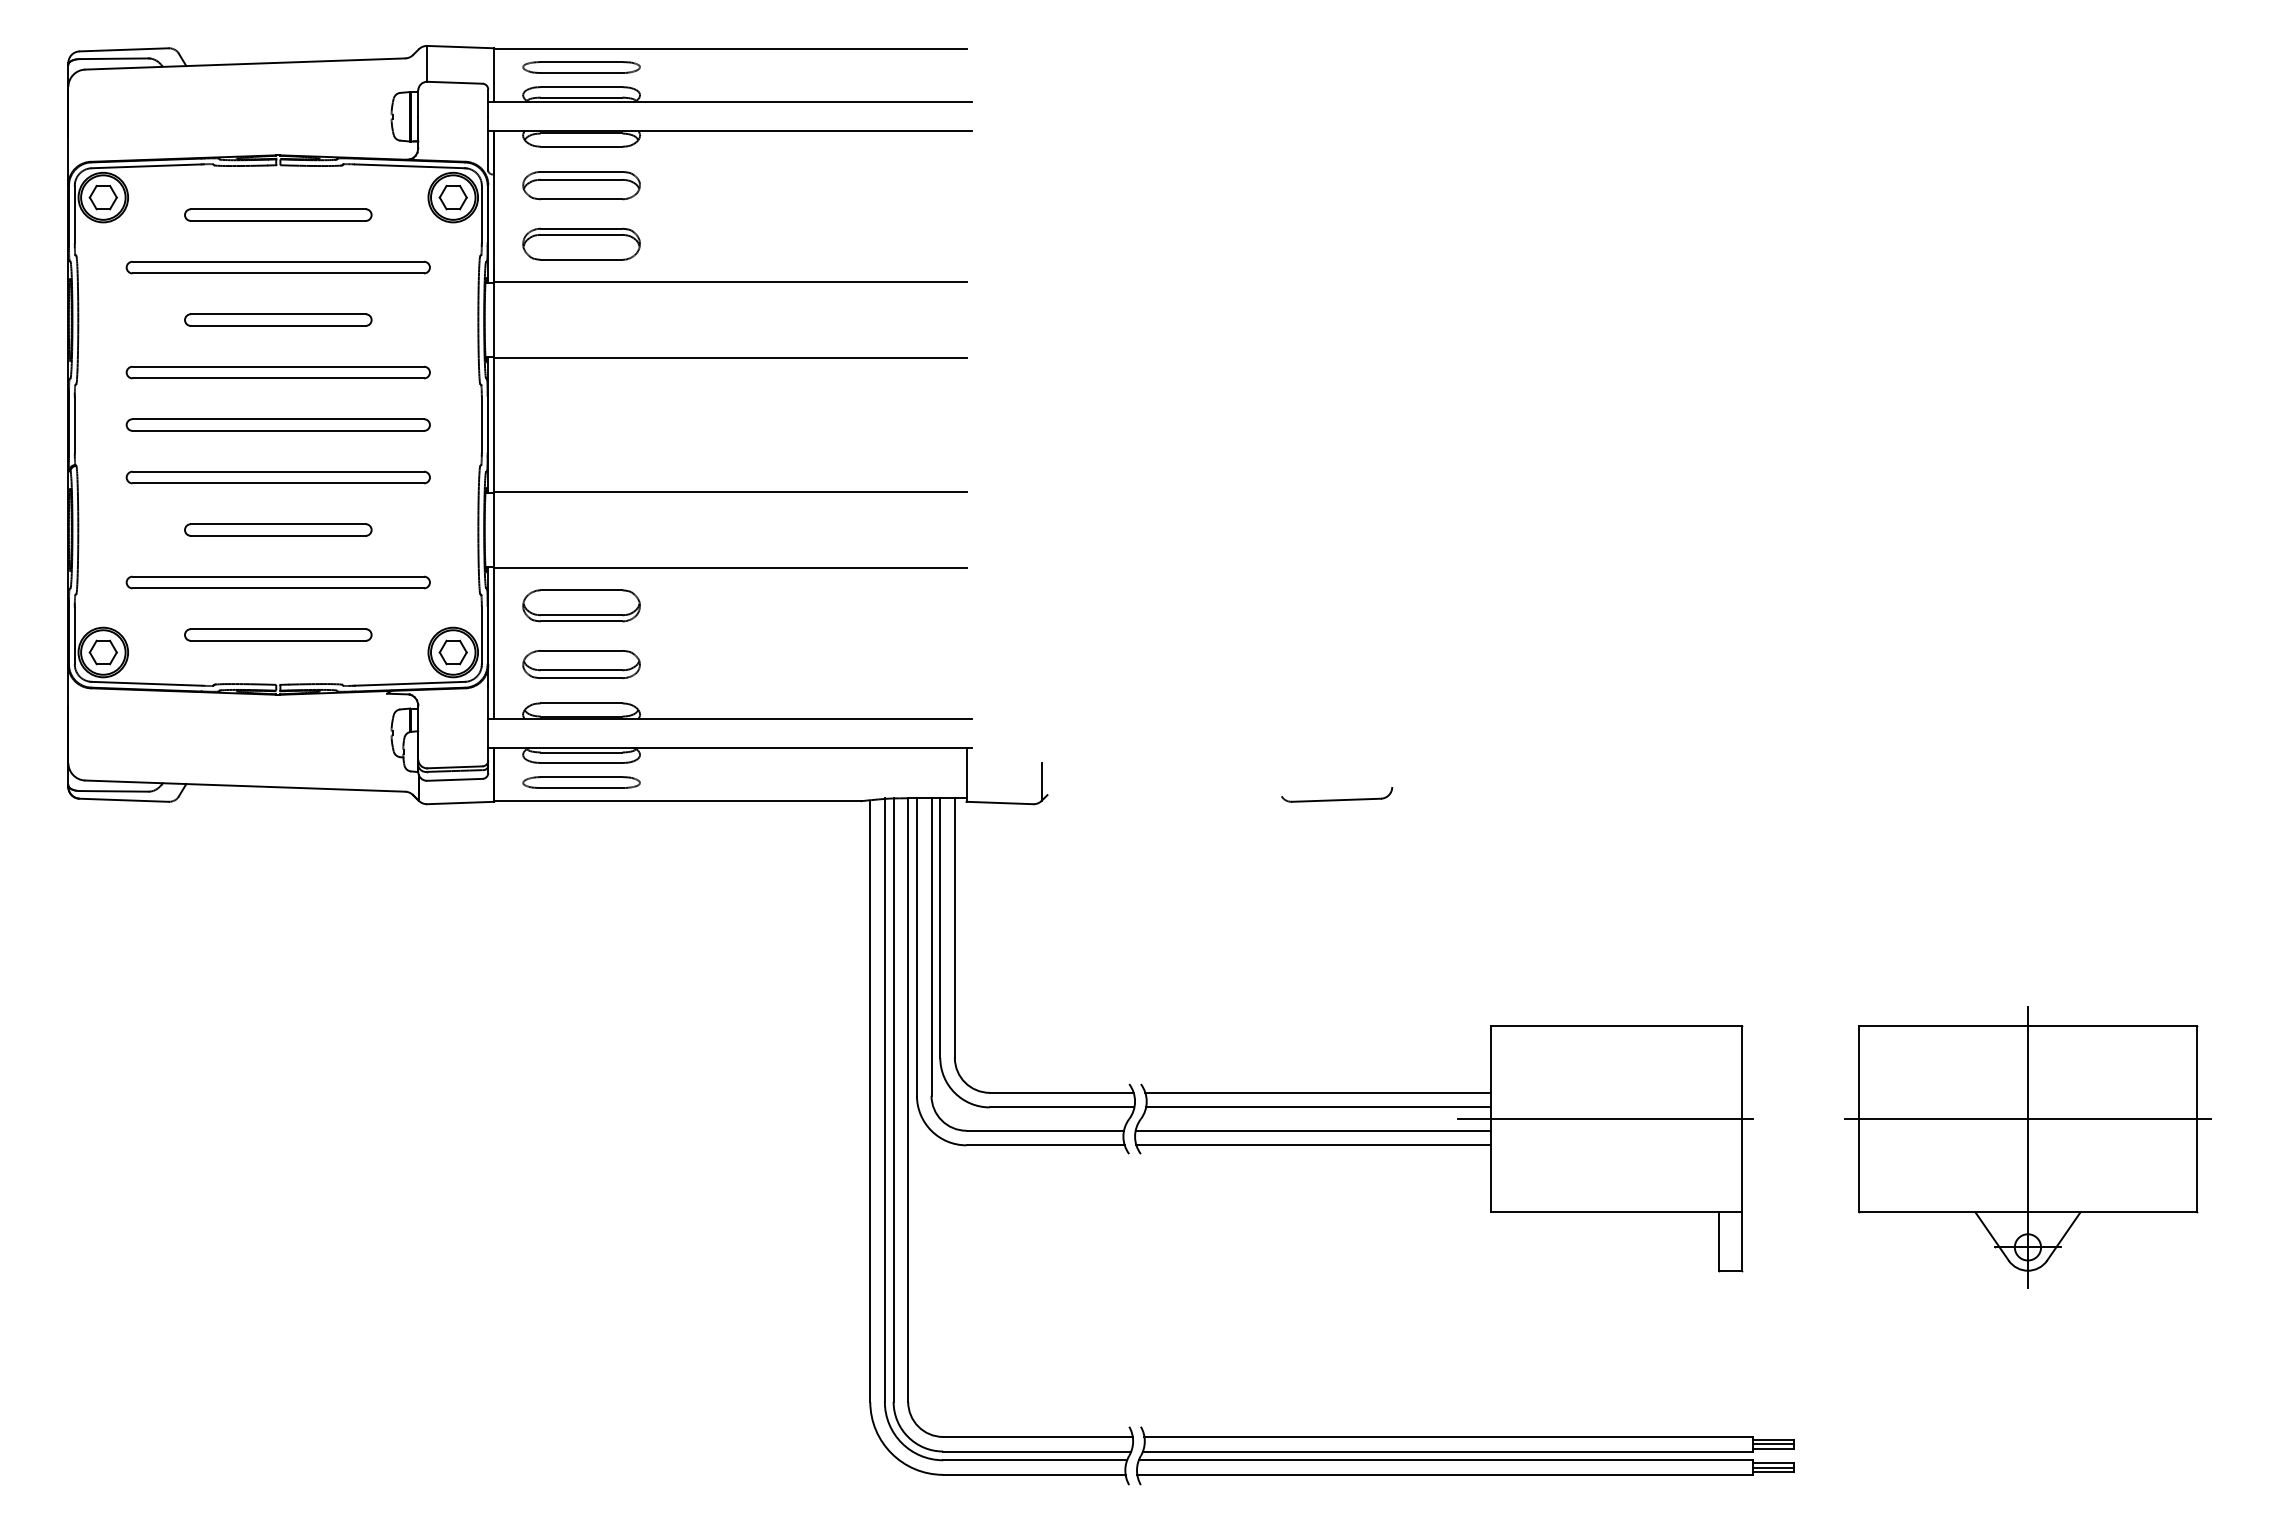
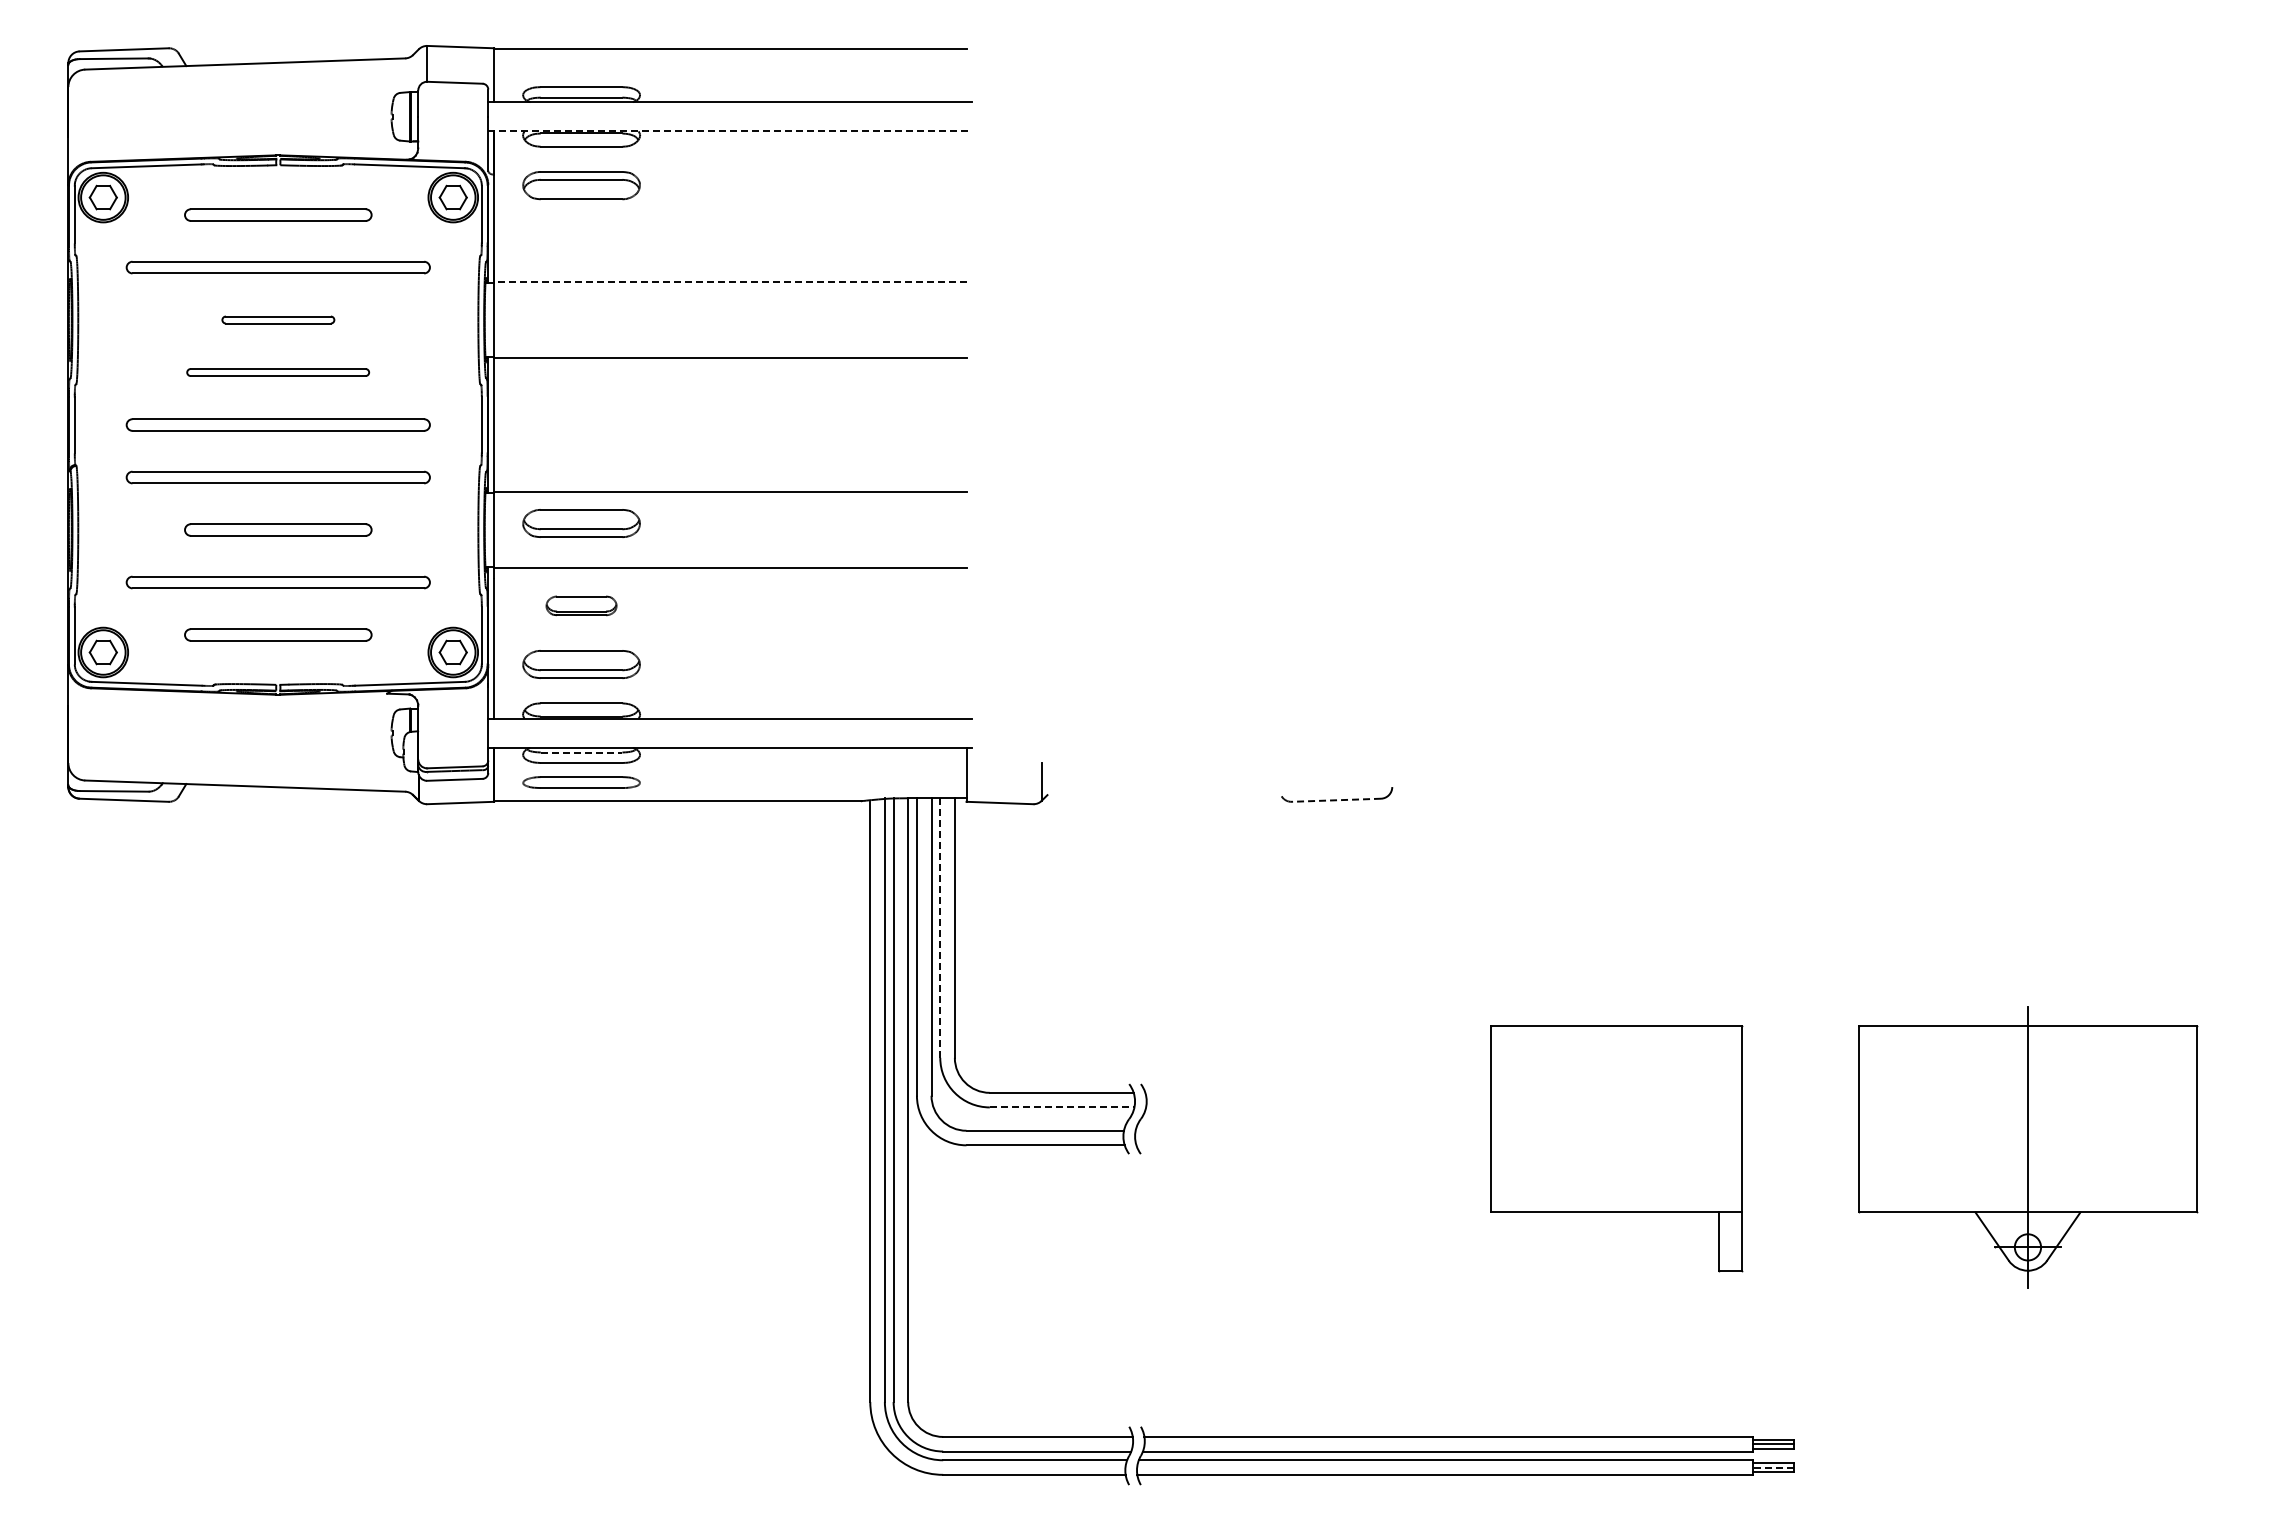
part: present -> none (581, 67)
line: solid -> dashed (730, 131)
part: present -> none (581, 243)
line: solid -> dashed (729, 282)
part size: 189x14 px -> 115x10 px (278, 319)
part size: 306x15 px -> 185x9 px (278, 372)
part: none -> present (581, 523)
part size: 119x34 px -> 73x22 px (581, 605)
line: solid -> dashed (581, 752)
line: solid -> dashed (1336, 800)
line: solid -> dashed (940, 928)
line: present -> none (1318, 1092)
line: solid -> dashed (1062, 1107)
line: present -> none (1318, 1107)
line: present -> none (1605, 1119)
line: present -> none (2027, 1119)
line: present -> none (1313, 1130)
line: present -> none (1313, 1145)
line: solid -> dashed (1773, 1467)
